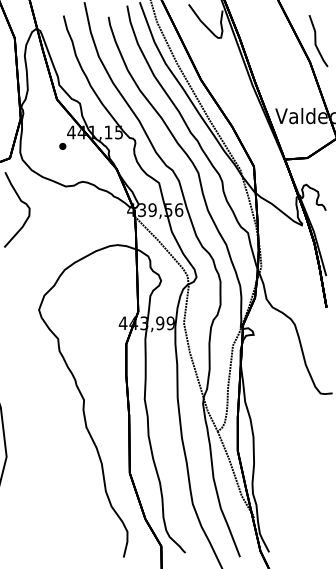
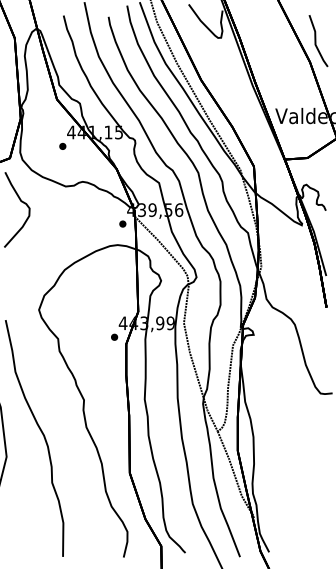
part: none -> present (122, 223)
part: none -> present (114, 336)
curve: none -> present (42, 435)
